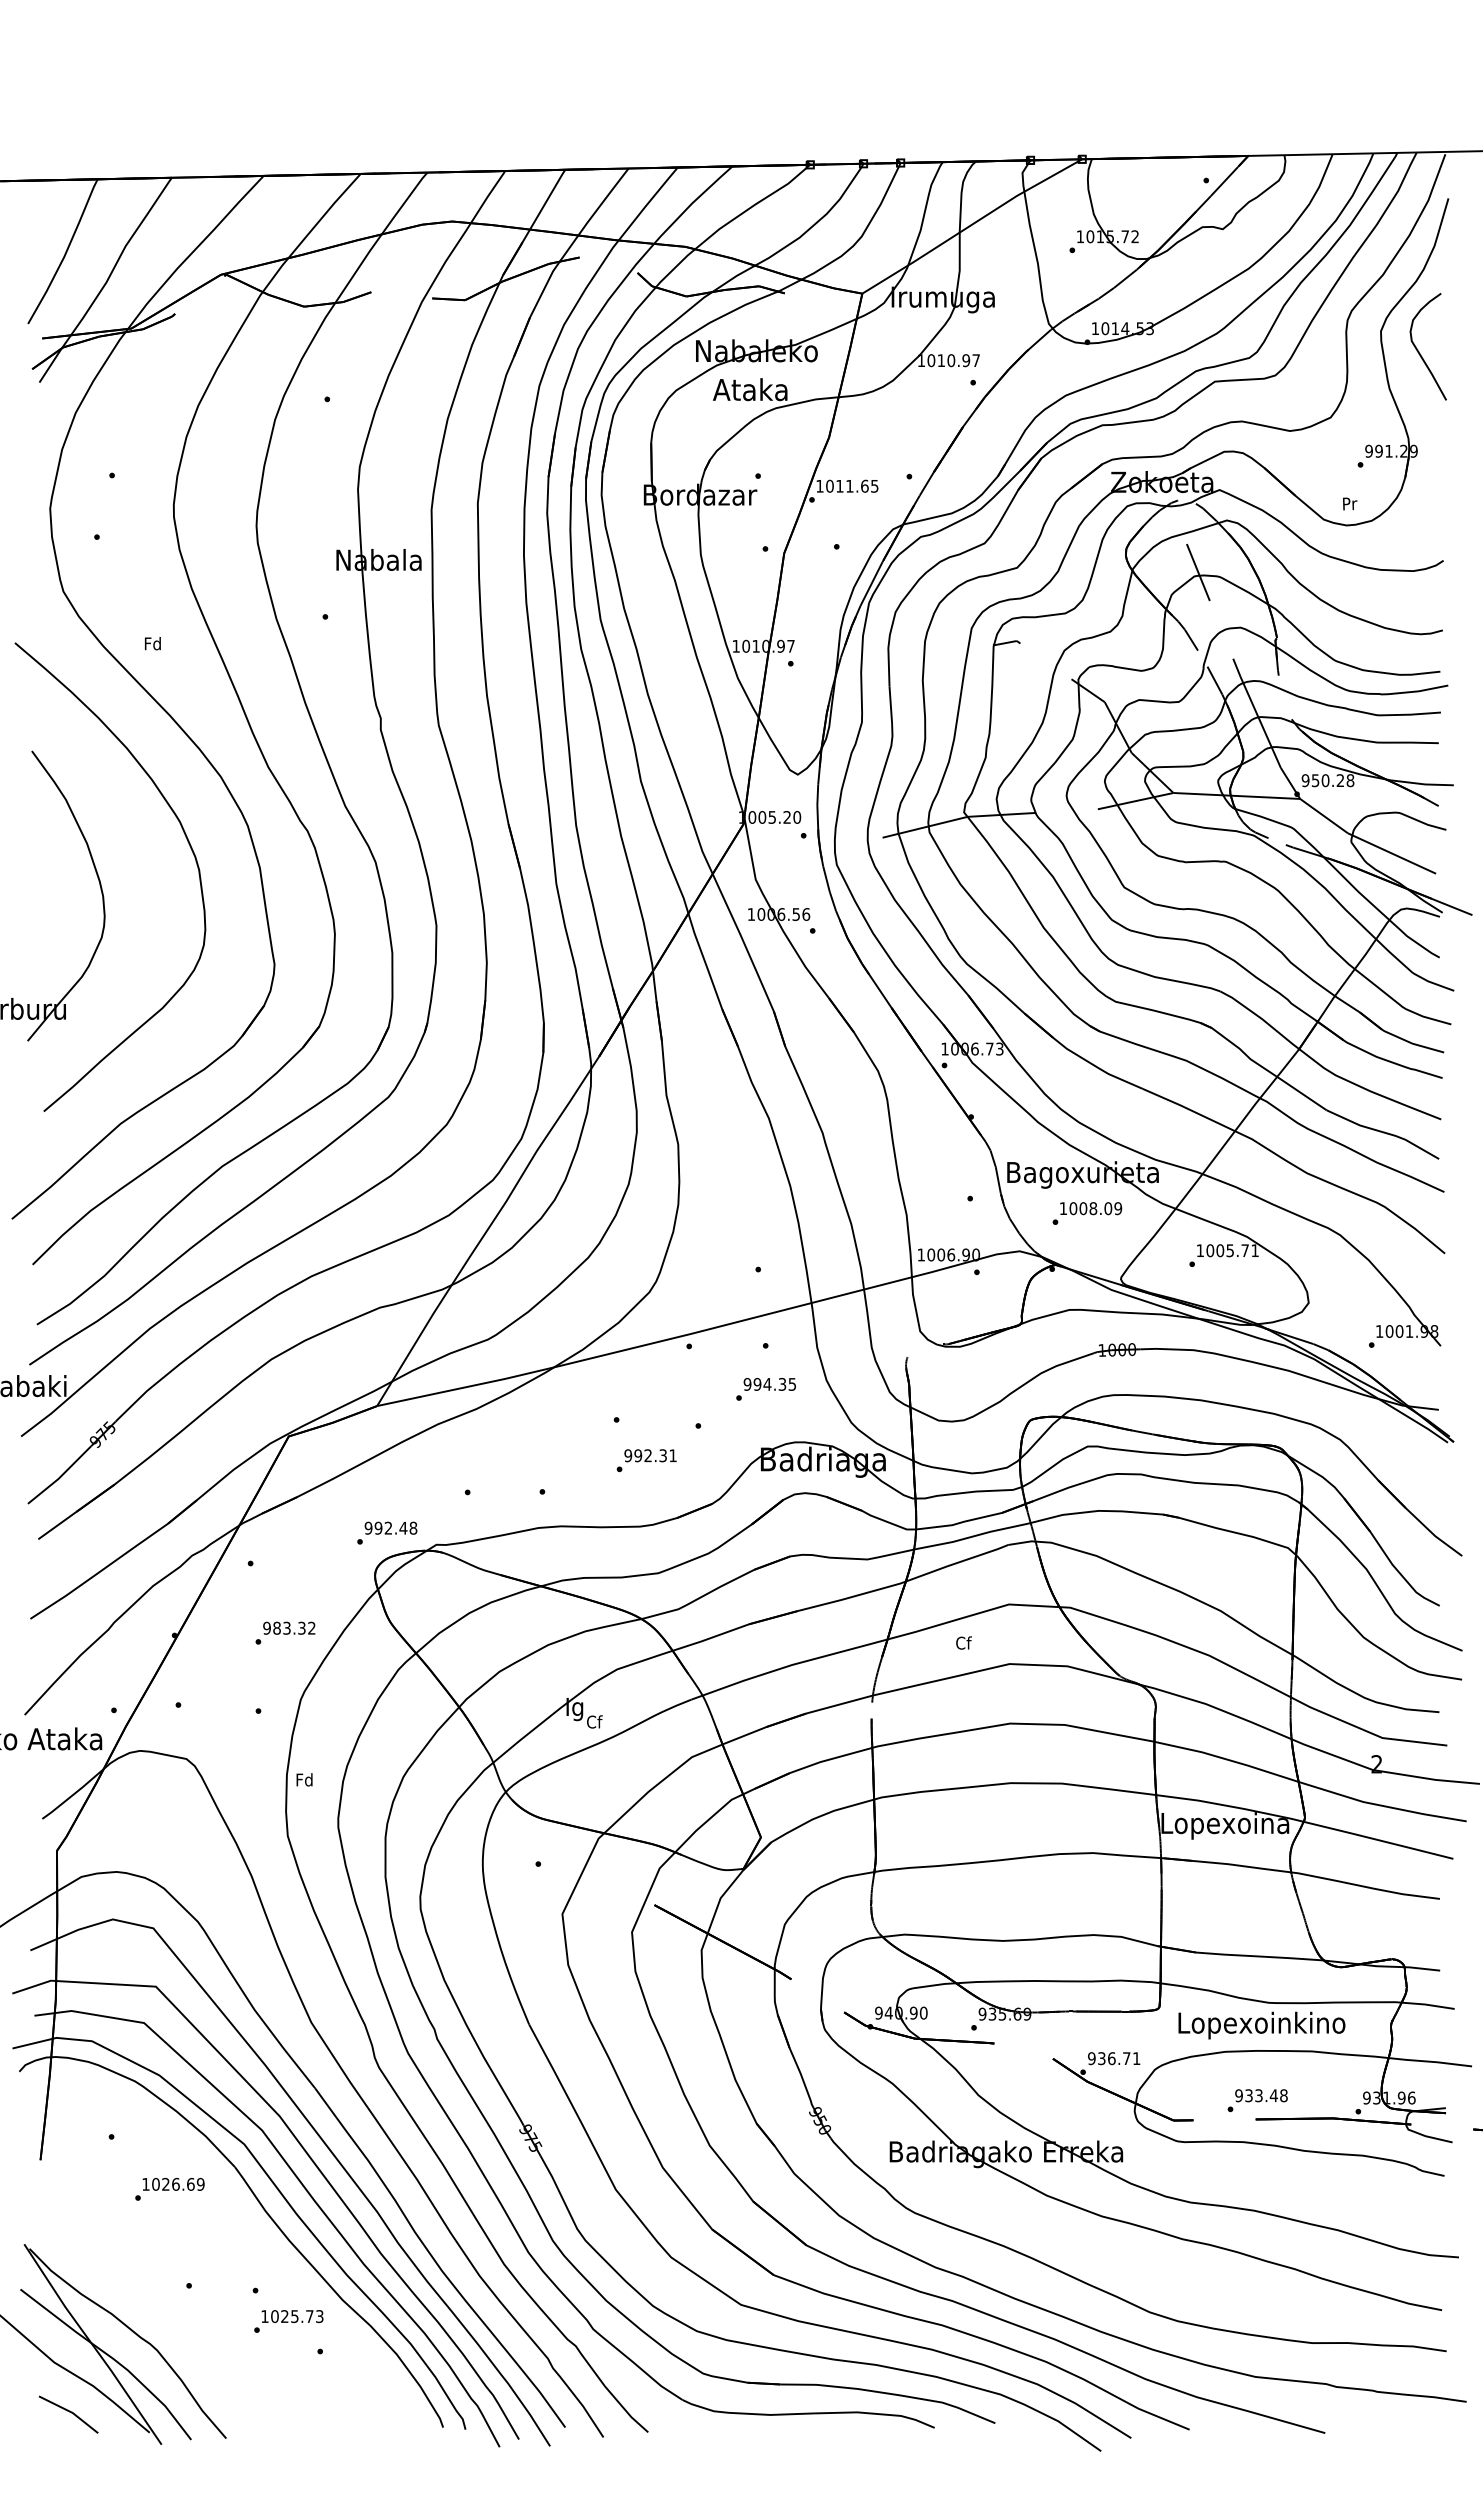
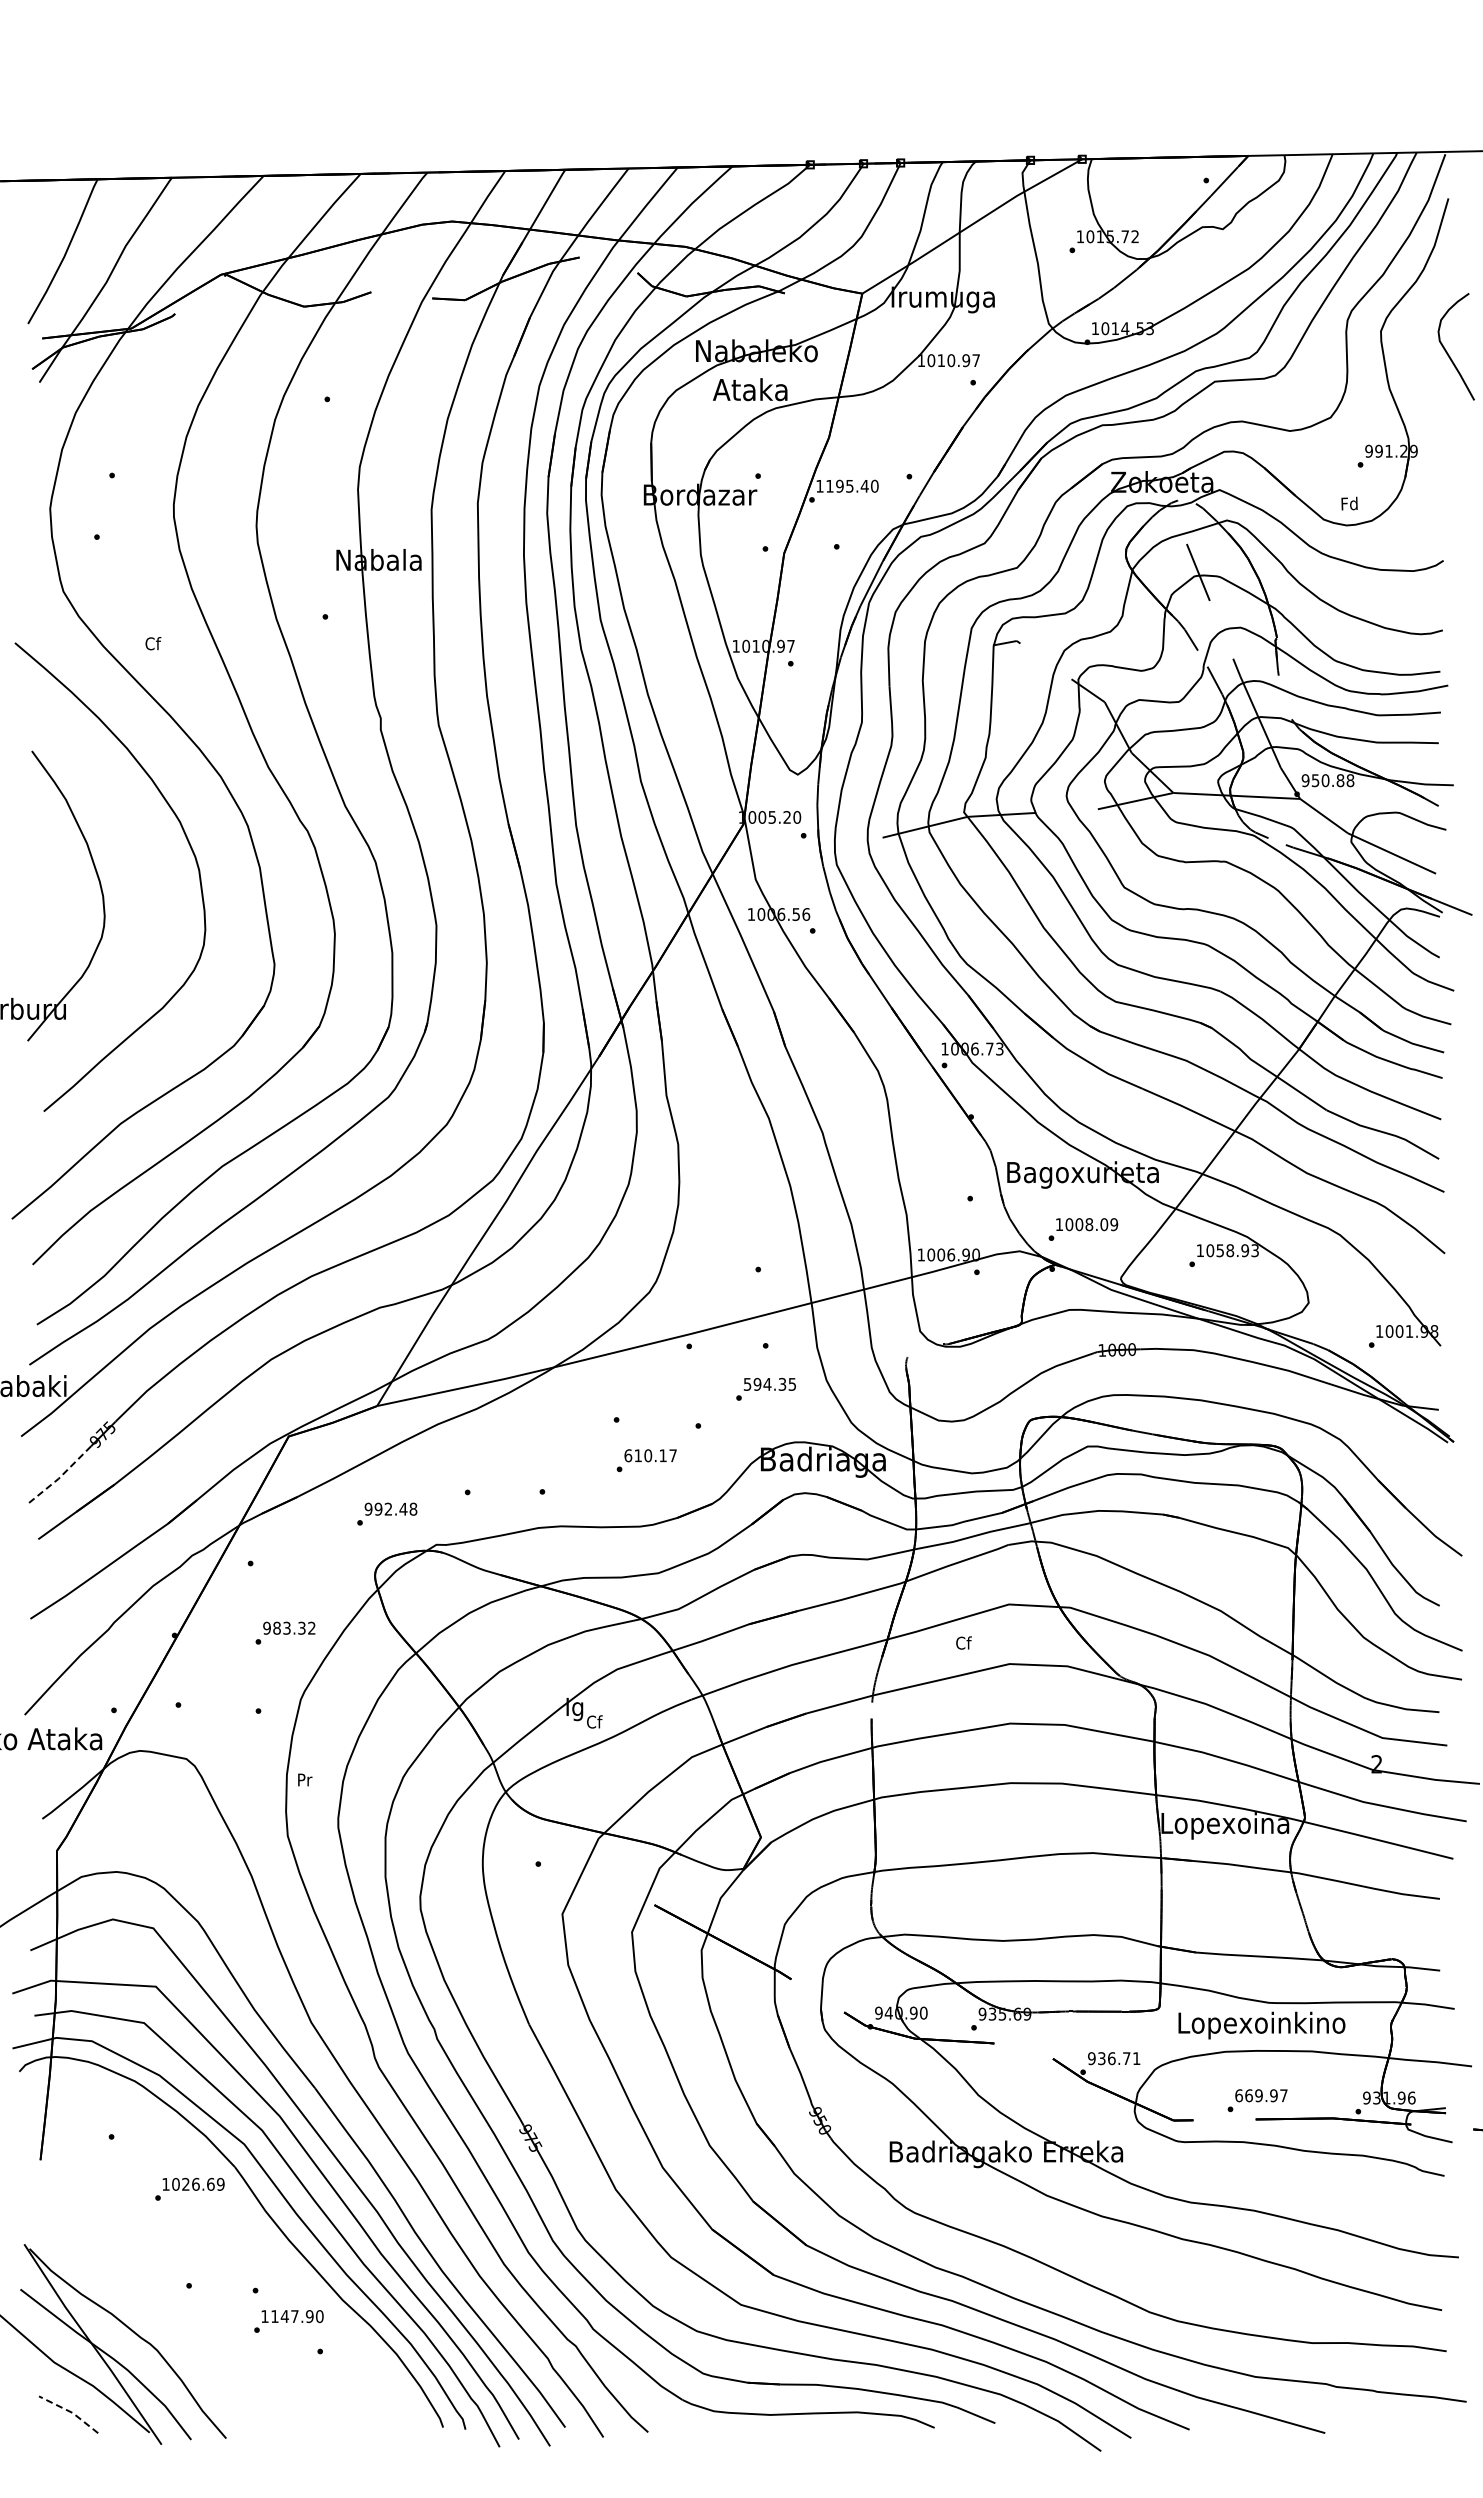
curve position: (1419, 351) -> (1447, 351) (1447, 351)
text: 1011.65 -> 1195.40 (852, 485)
text: Pr -> Fd (1349, 503)
text: Fd -> Cf (152, 643)
text: 950.28 -> 950.88 (1340, 780)
text position: (1087, 1213) -> (1083, 1229) (1083, 1229)
text: 1005.71 -> 1058.93 (1237, 1250)
text: 994.35 -> 594.35 (747, 1383)
text: 992.31 -> 610.17 (650, 1455)
line: solid -> dashed (59, 1477)
text position: (387, 1532) -> (387, 1513) (387, 1513)
text: Fd -> Pr (304, 1779)
text: 933.48 -> 669.97 (1261, 2095)
text position: (169, 2188) -> (189, 2188) (189, 2188)
text: 1025.73 -> 1147.90 (297, 2316)
line: solid -> dashed (71, 2412)
